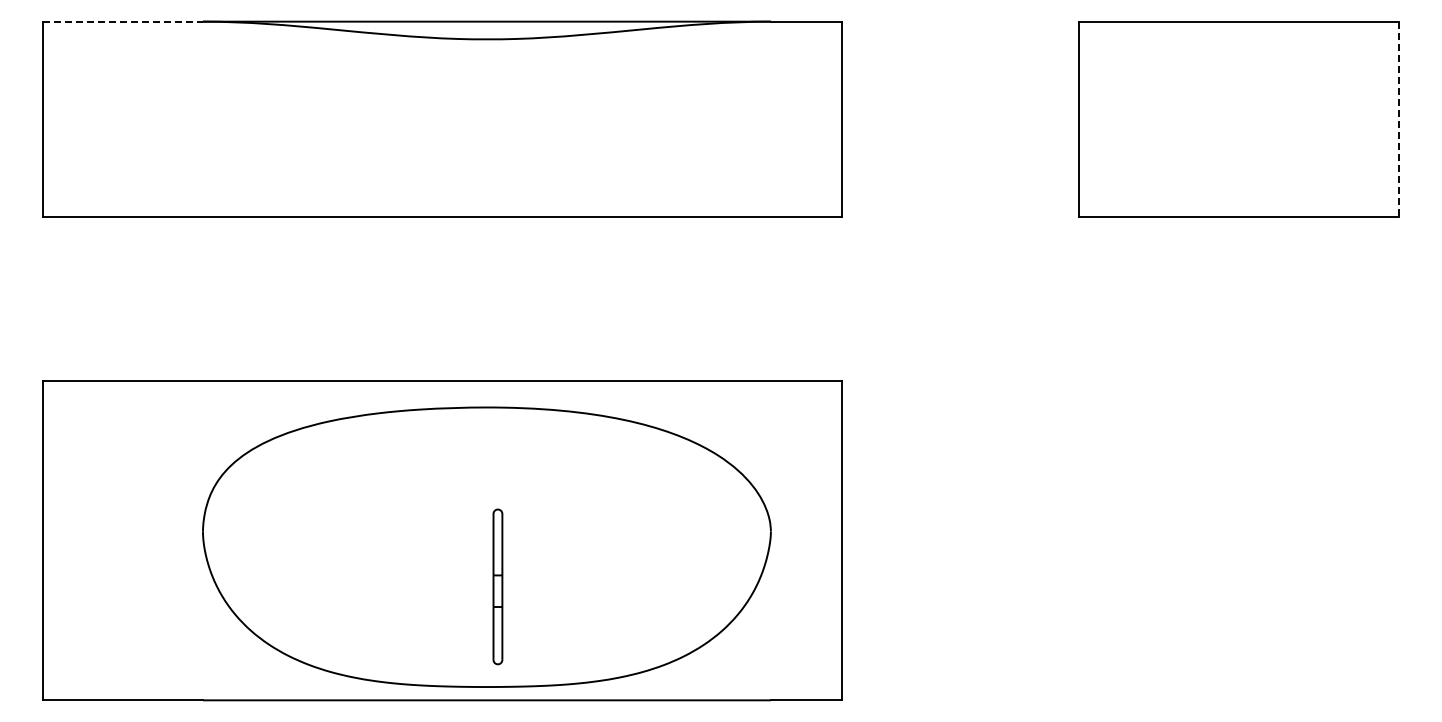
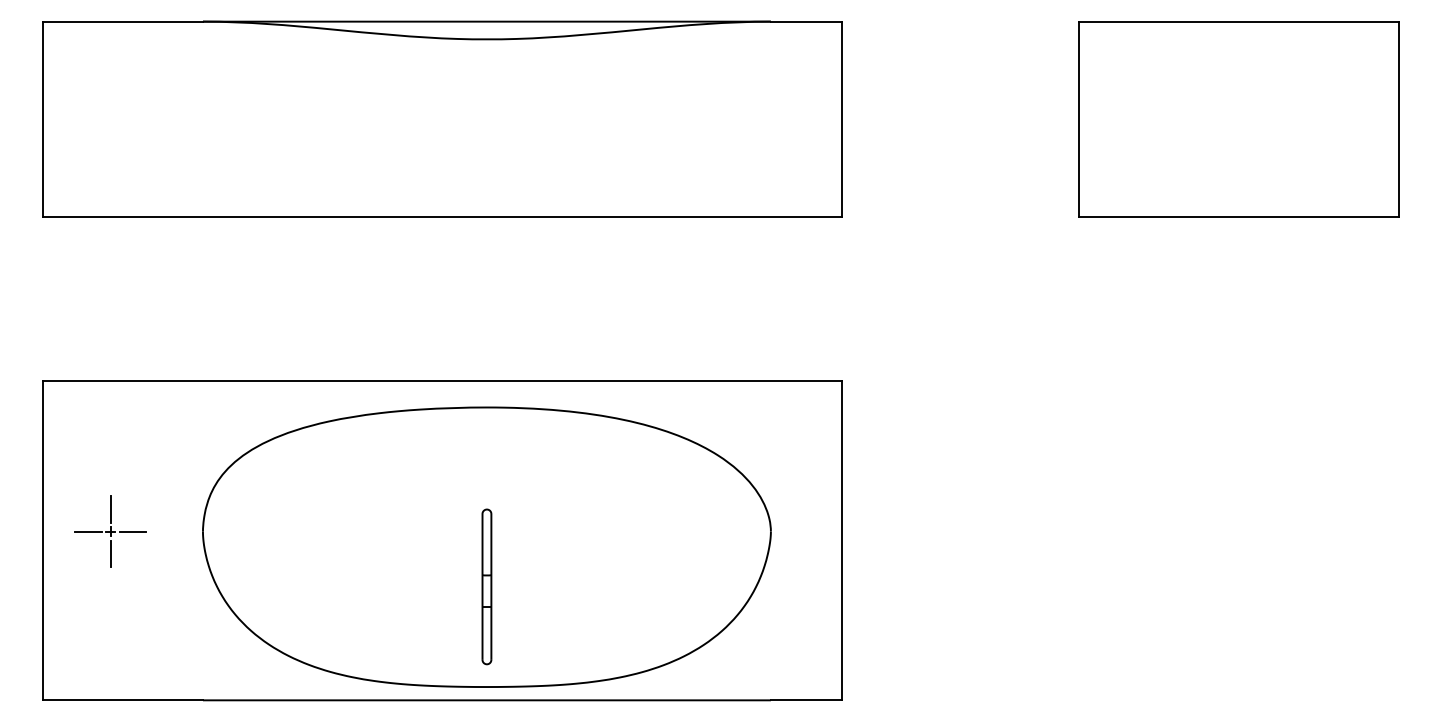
line: dashed -> solid (123, 21)
line: dashed -> solid (1398, 119)
part: none -> present (110, 531)
part position: (497, 586) -> (486, 586) (486, 586)
